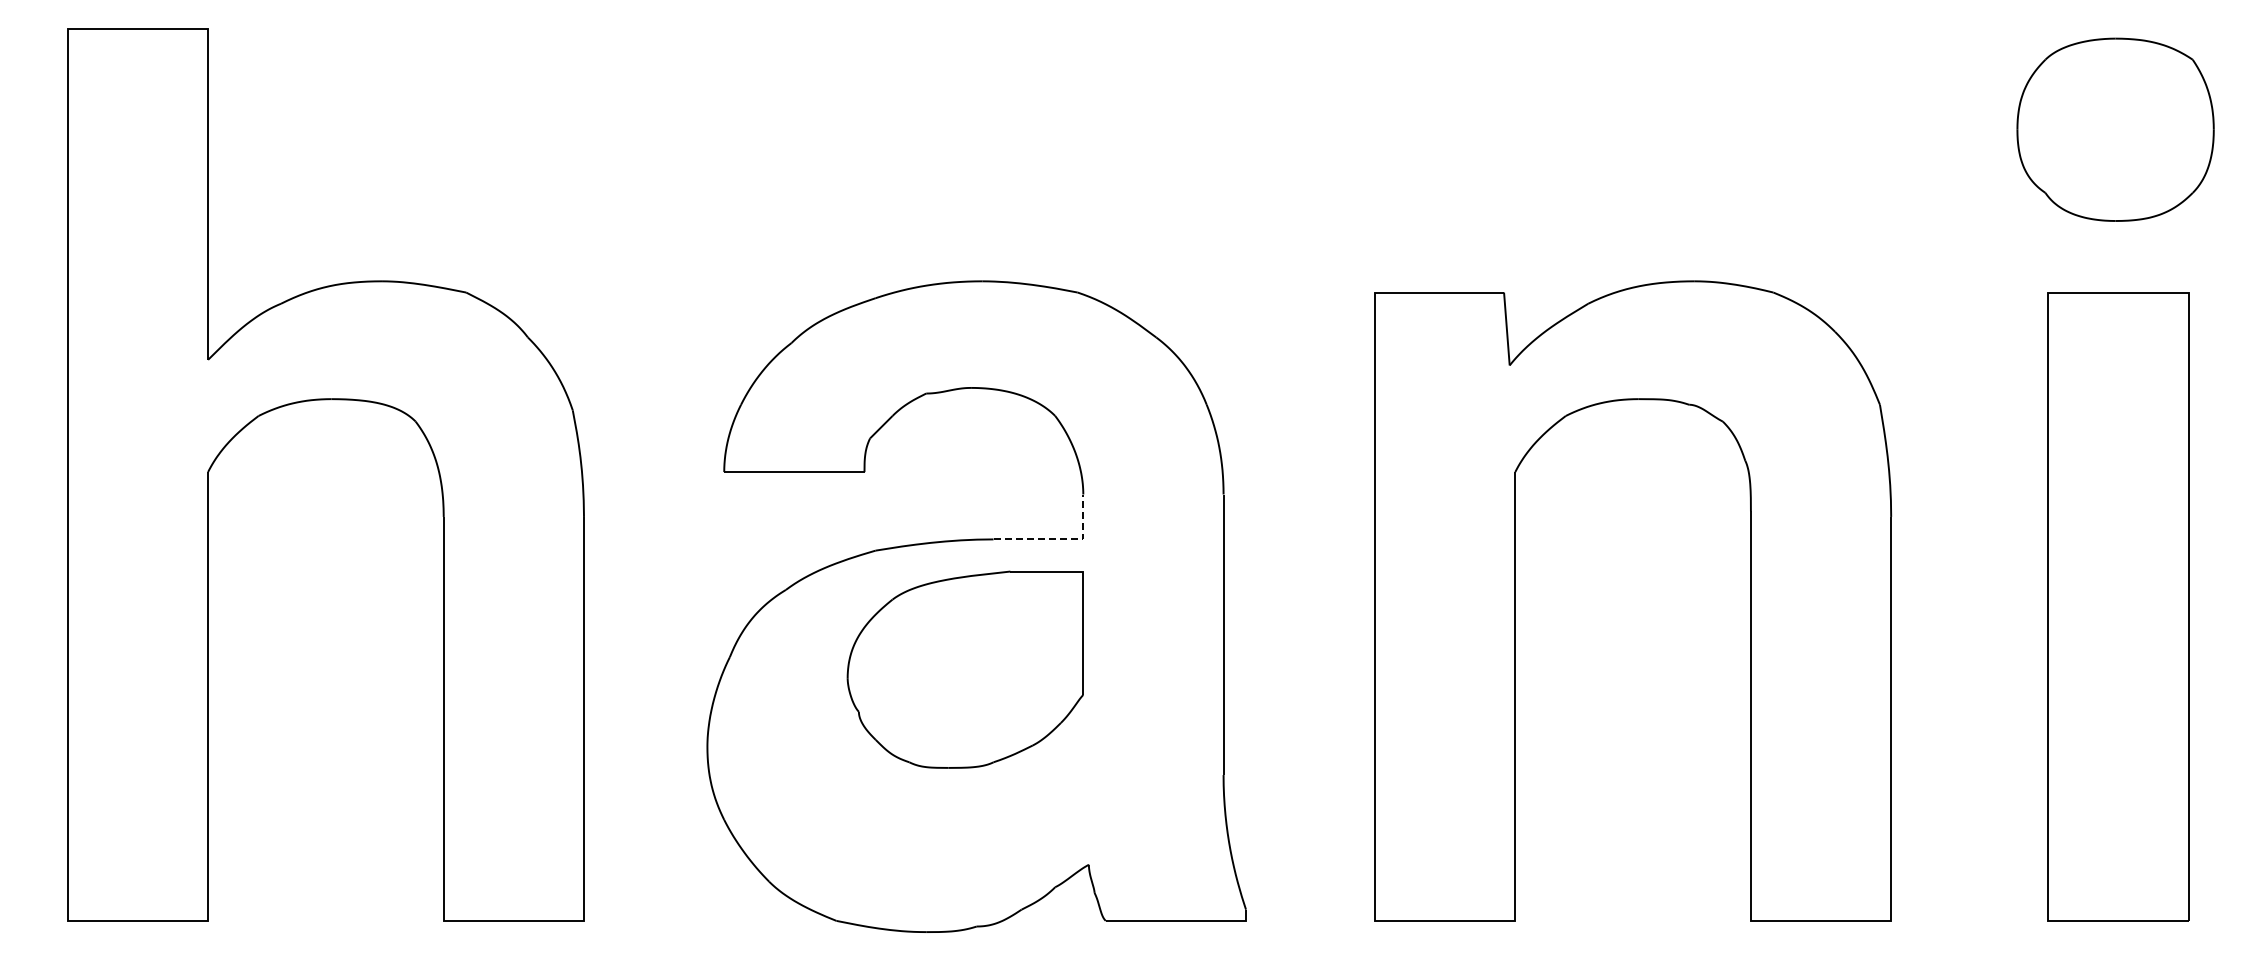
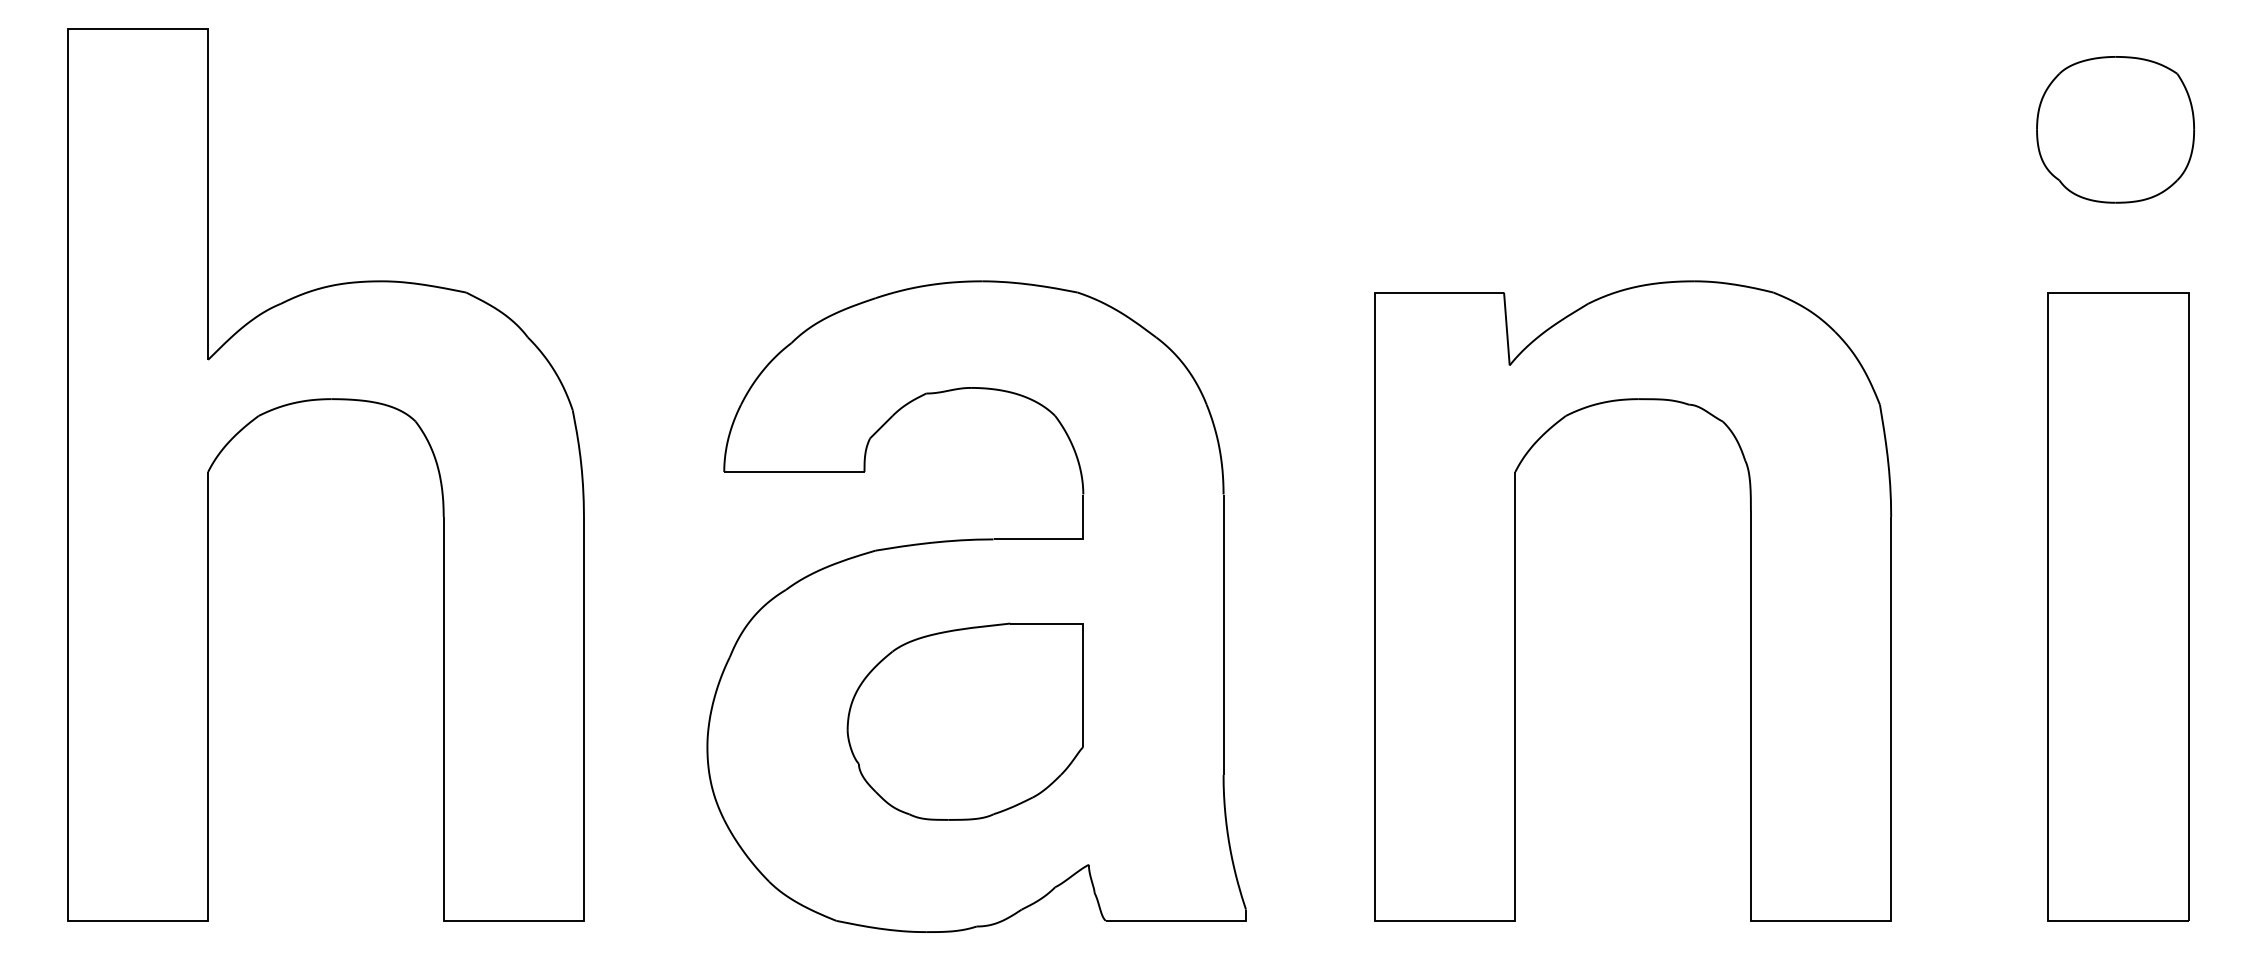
part size: 199x185 px -> 159x148 px (2115, 129)
line: dashed -> solid (1061, 539)
part position: (964, 669) -> (964, 721) (964, 721)
